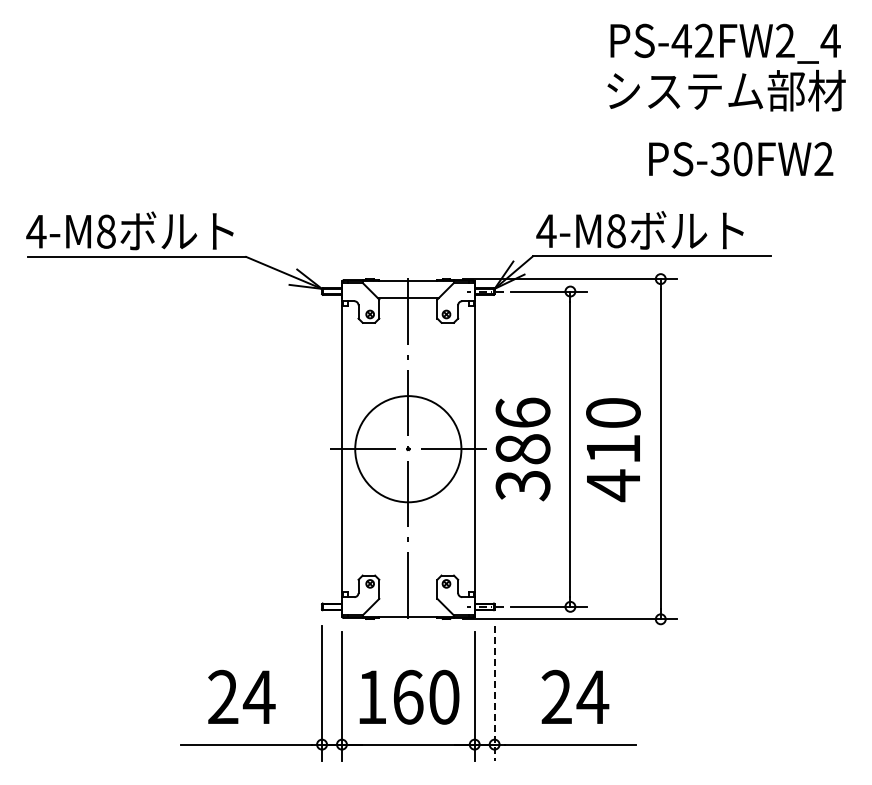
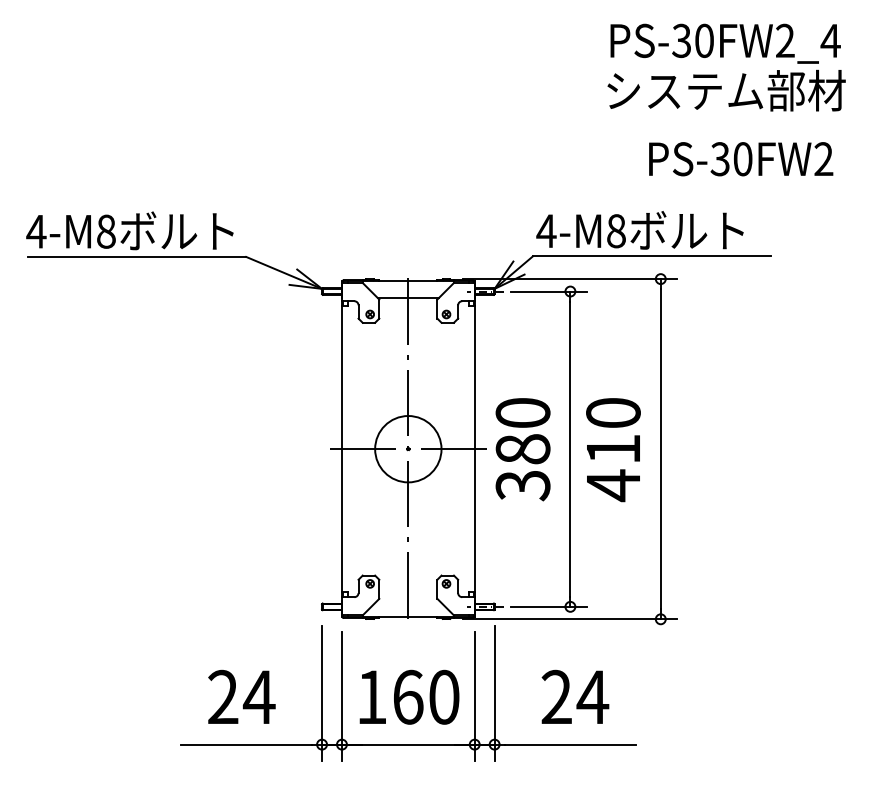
text: PS-42FW2_4 -> PS-30FW2_4 (692, 40)
text: 386 -> 380 (522, 412)
circle diameter: 106 px -> 66 px (408, 449)
line: dashed -> solid (494, 694)
